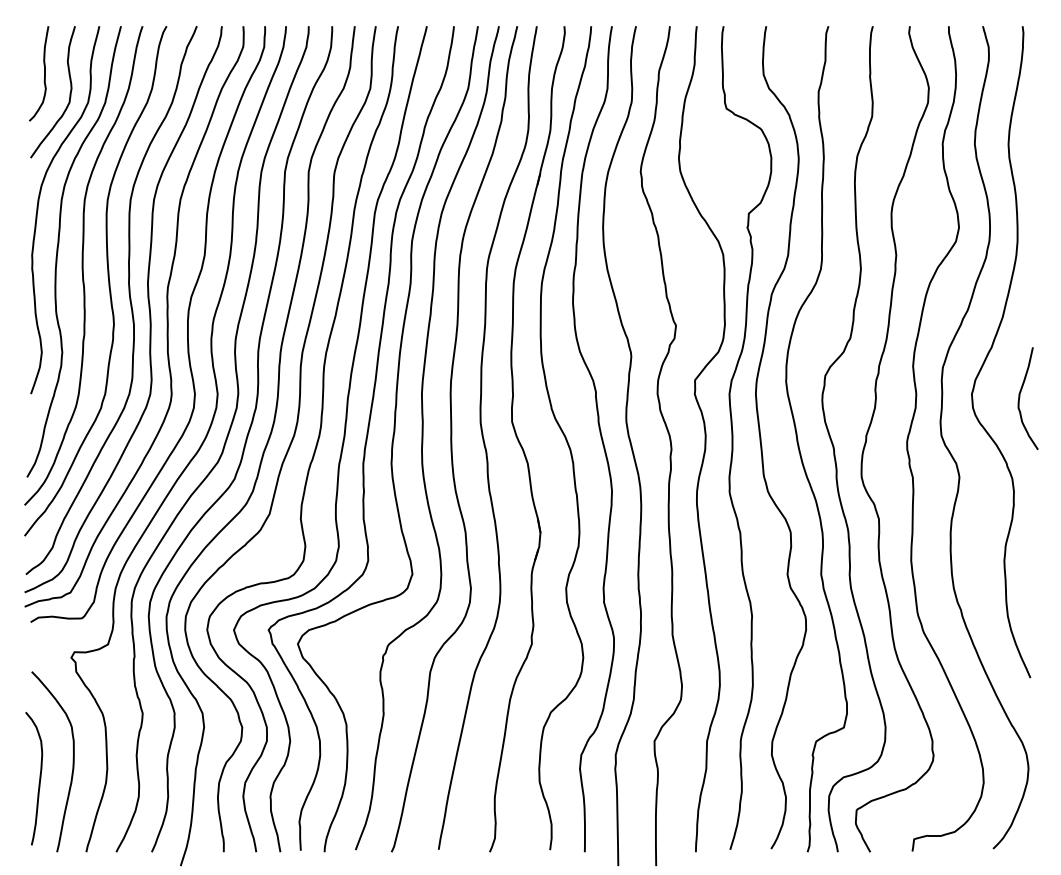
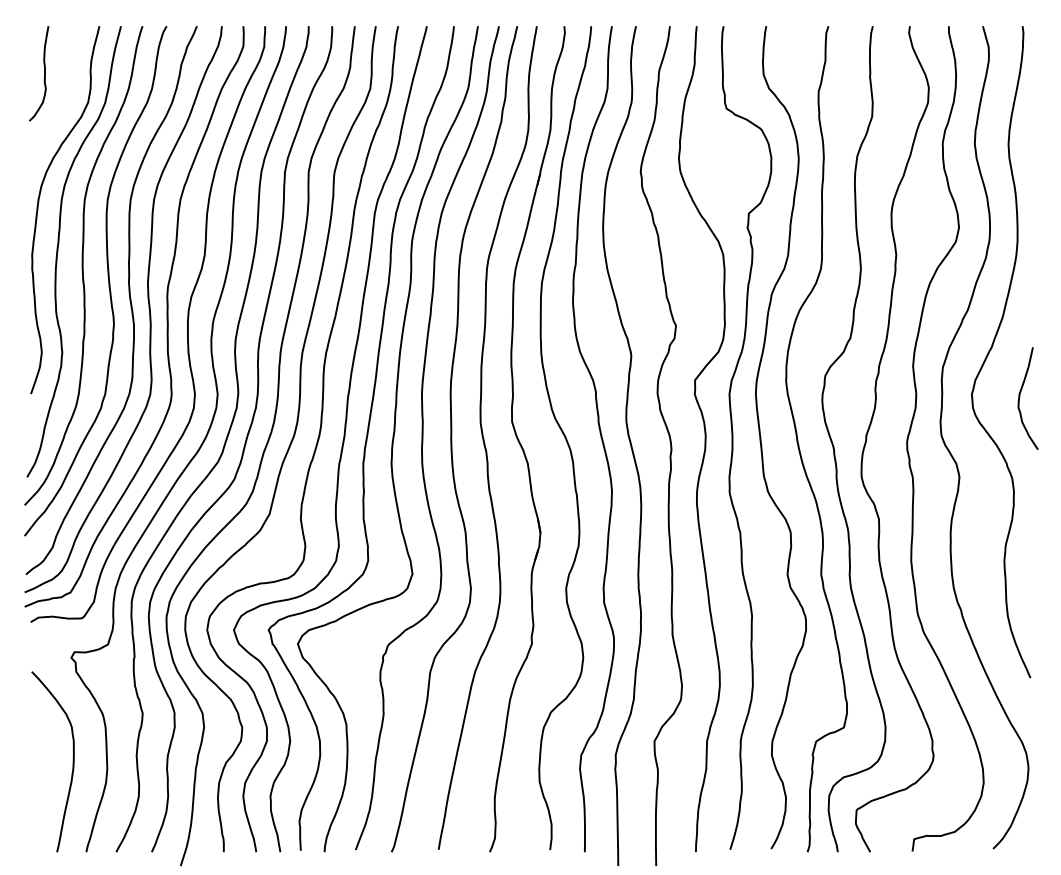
curve: present -> none (69, 93)
curve: present -> none (39, 778)
